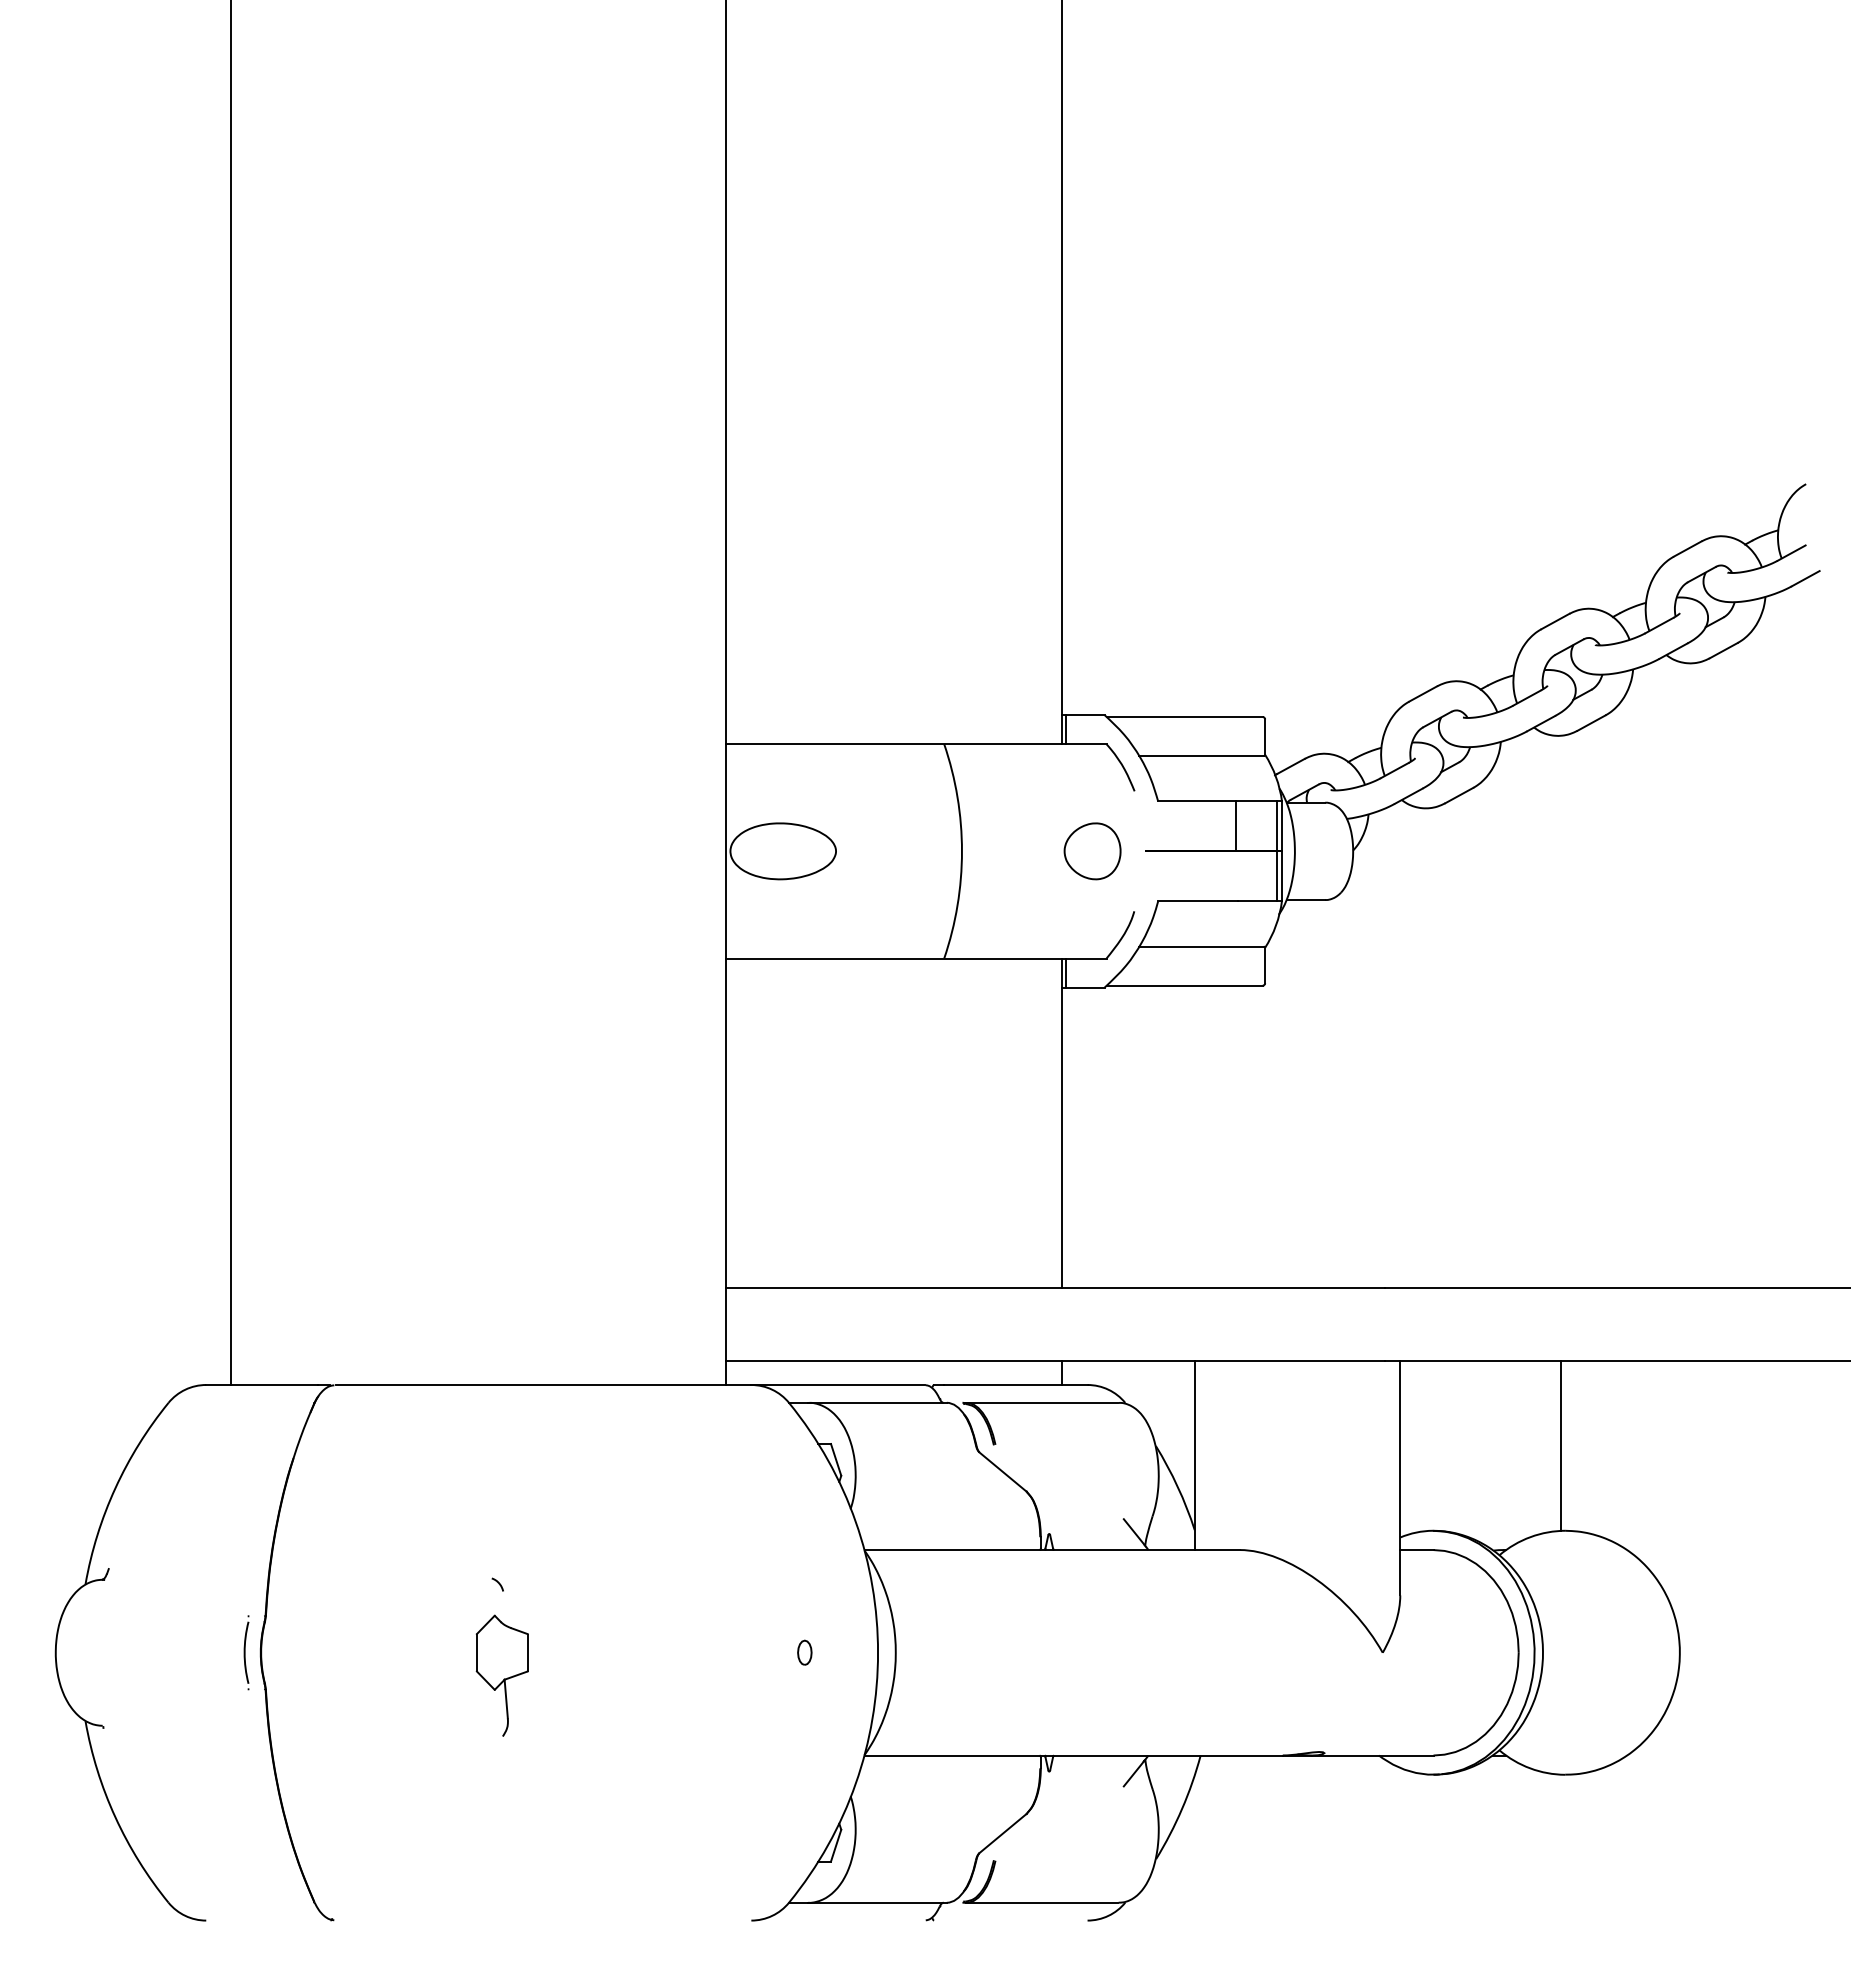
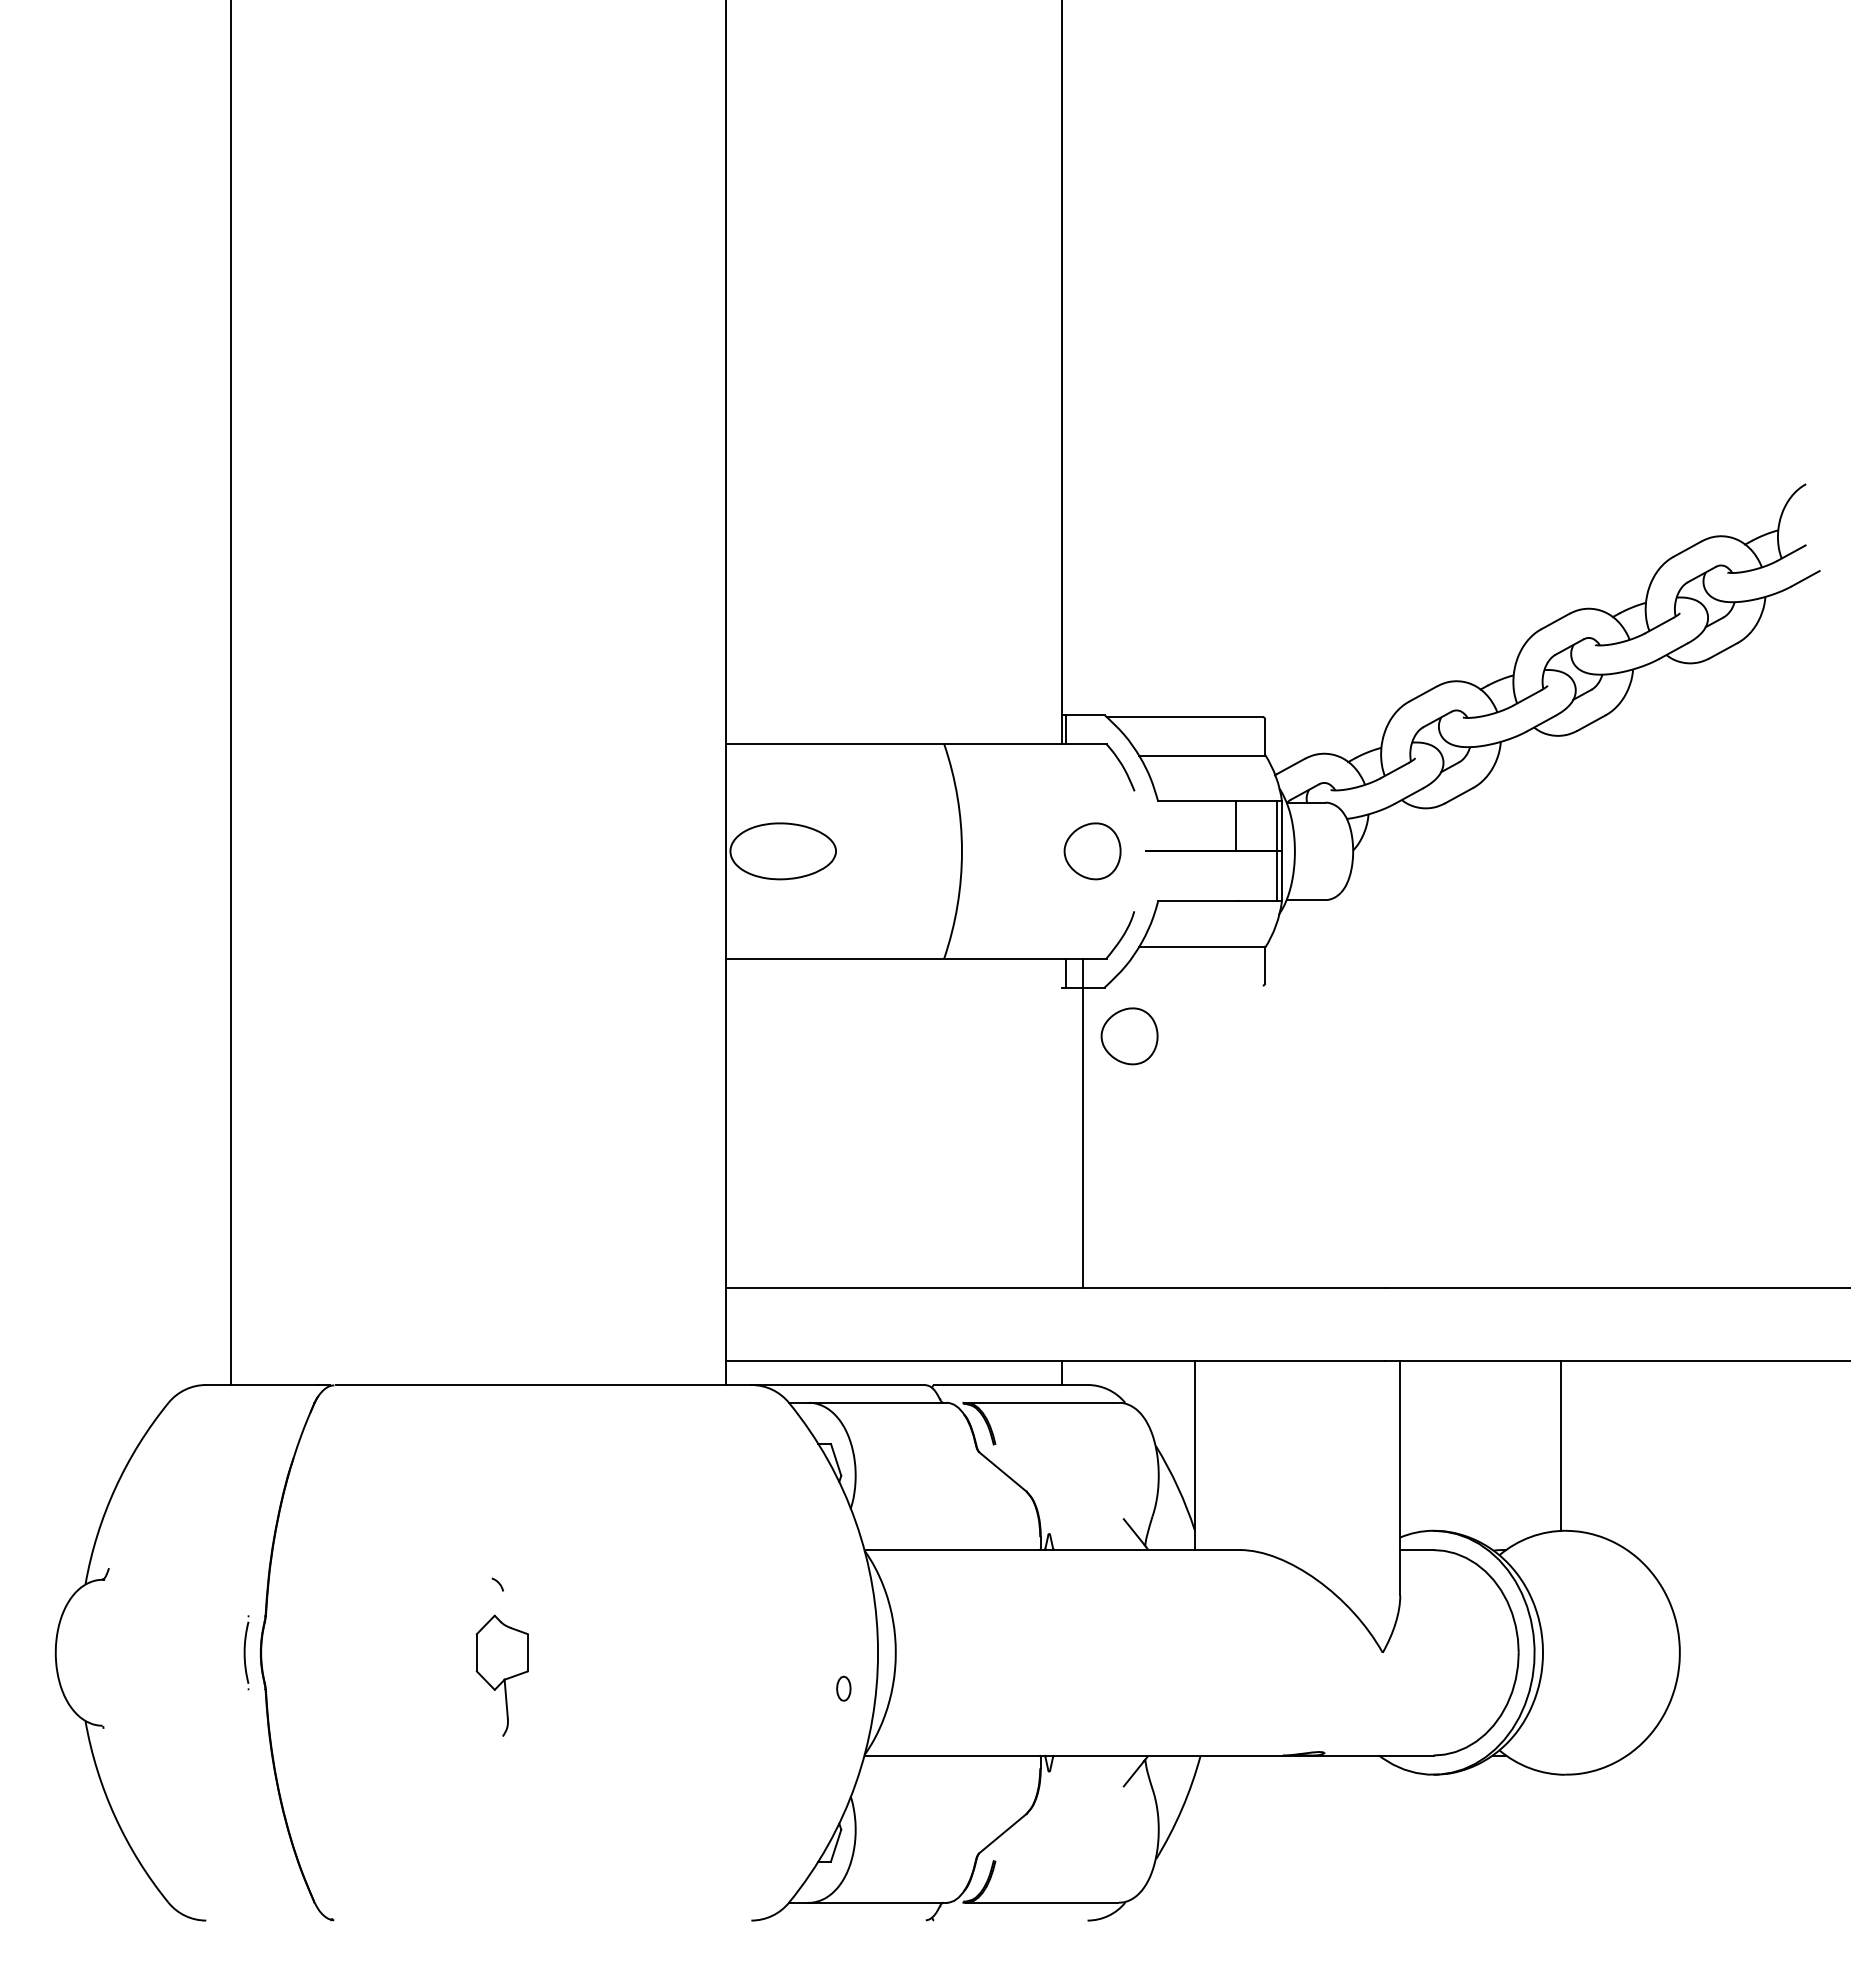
line: present -> none (1184, 985)
part: none -> present (1129, 1036)
line position: (1062, 1122) -> (1083, 1122) (1083, 1122)
part position: (804, 1652) -> (843, 1688) (843, 1688)
